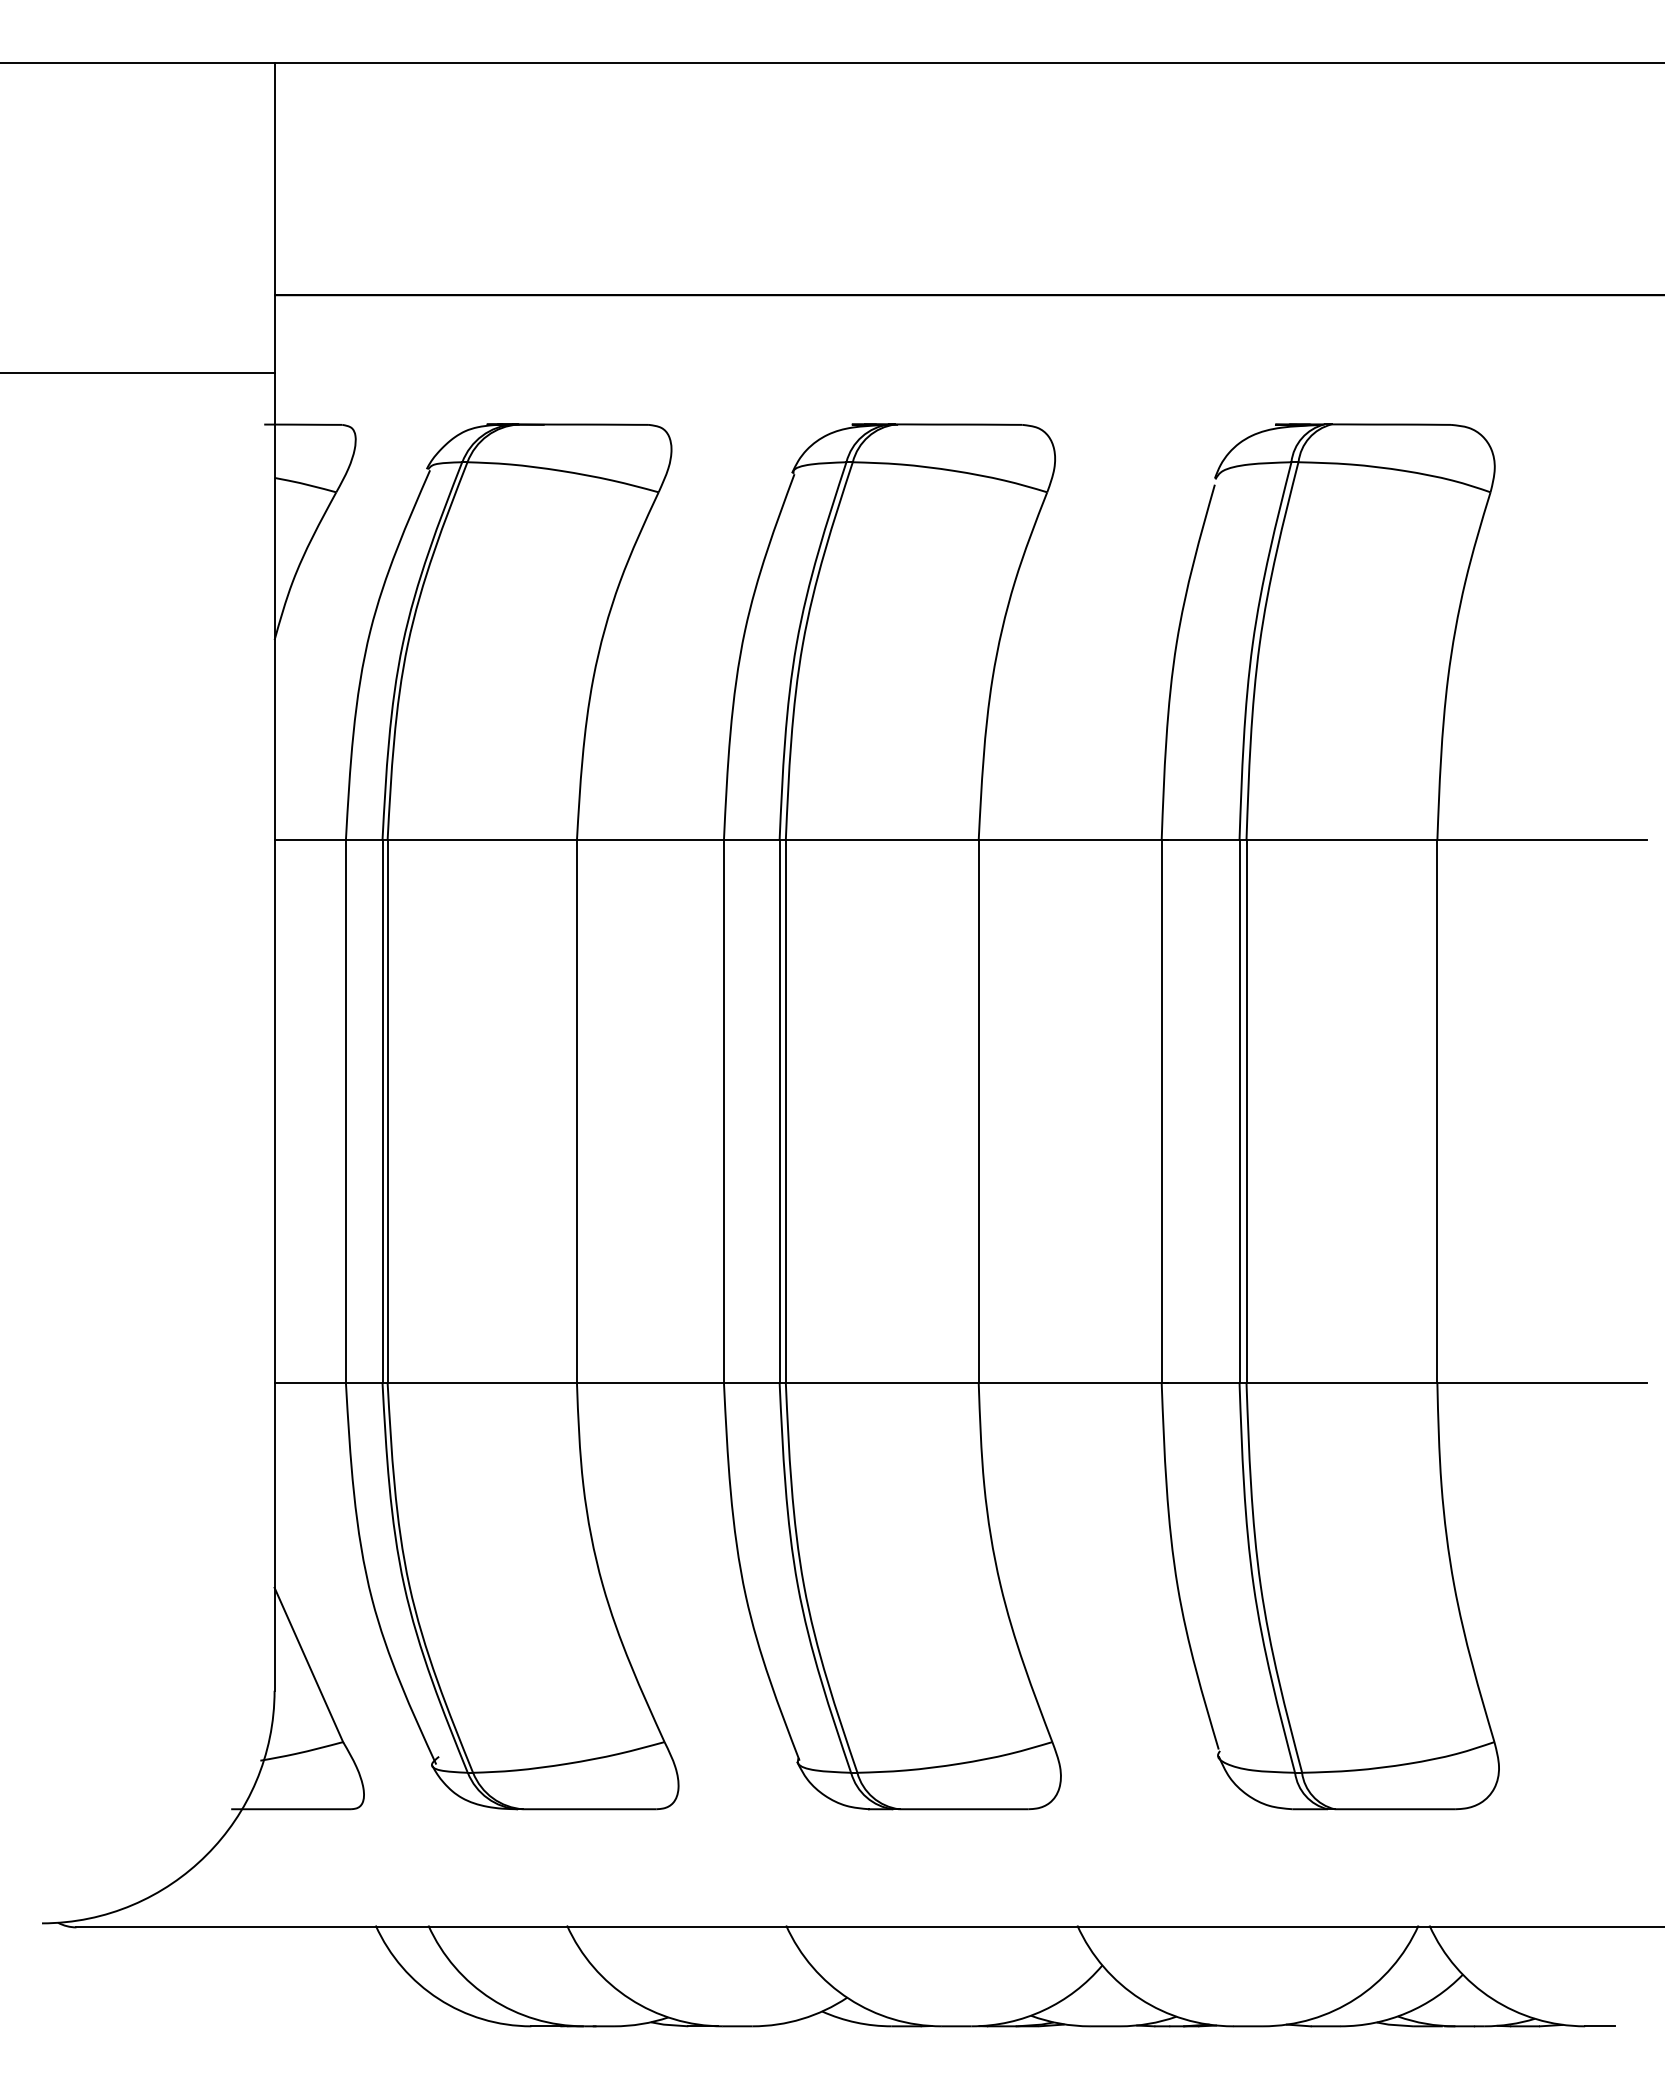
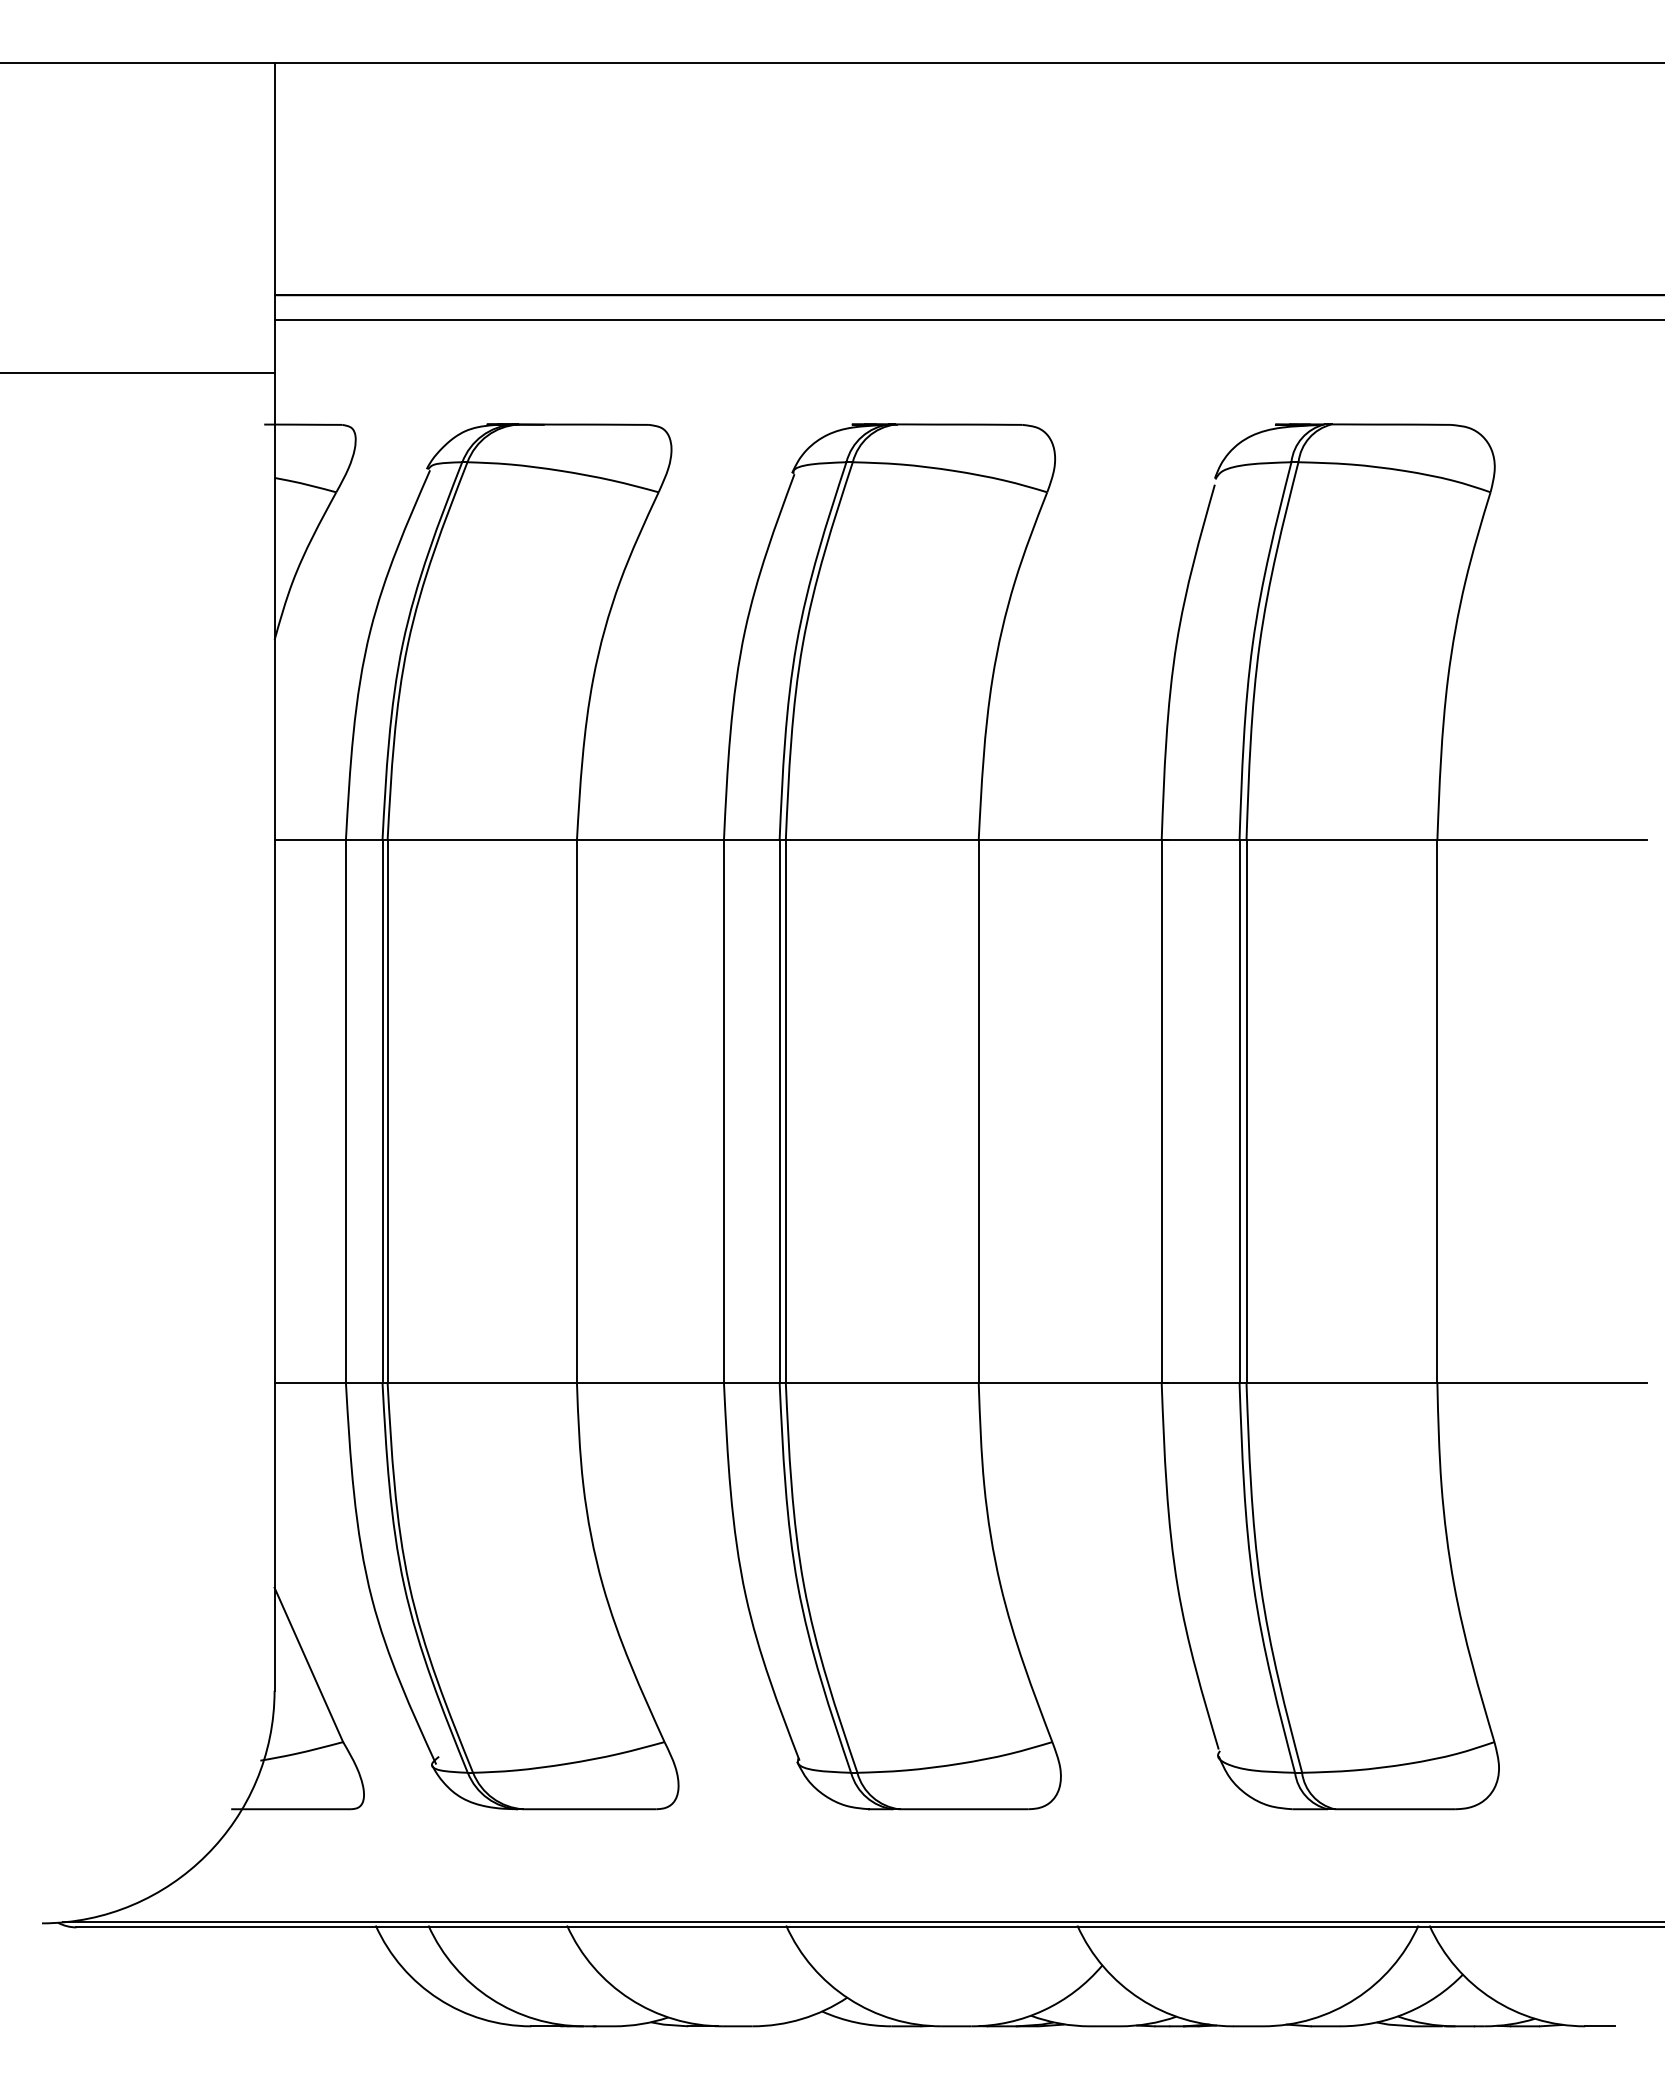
line: none -> present (967, 320)
line: none -> present (861, 1922)
